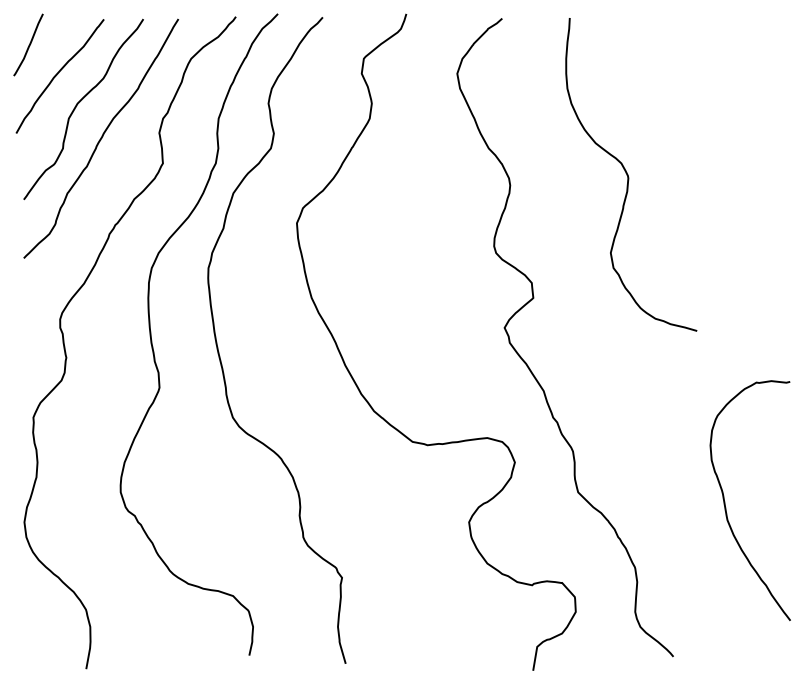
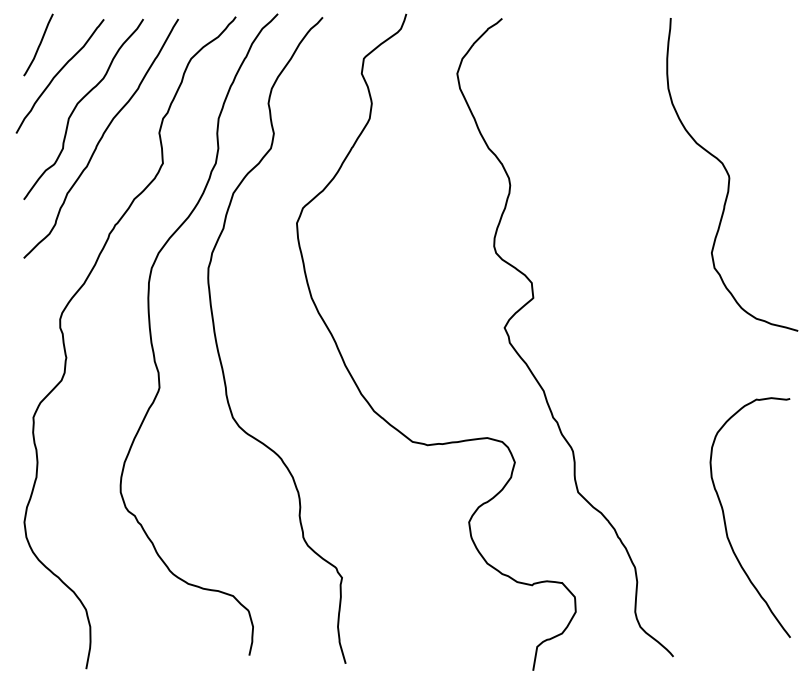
curve position: (29, 44) -> (39, 44) (39, 44)
curve position: (628, 174) -> (729, 174) (729, 174)
curve position: (725, 501) -> (725, 518) (725, 518)
